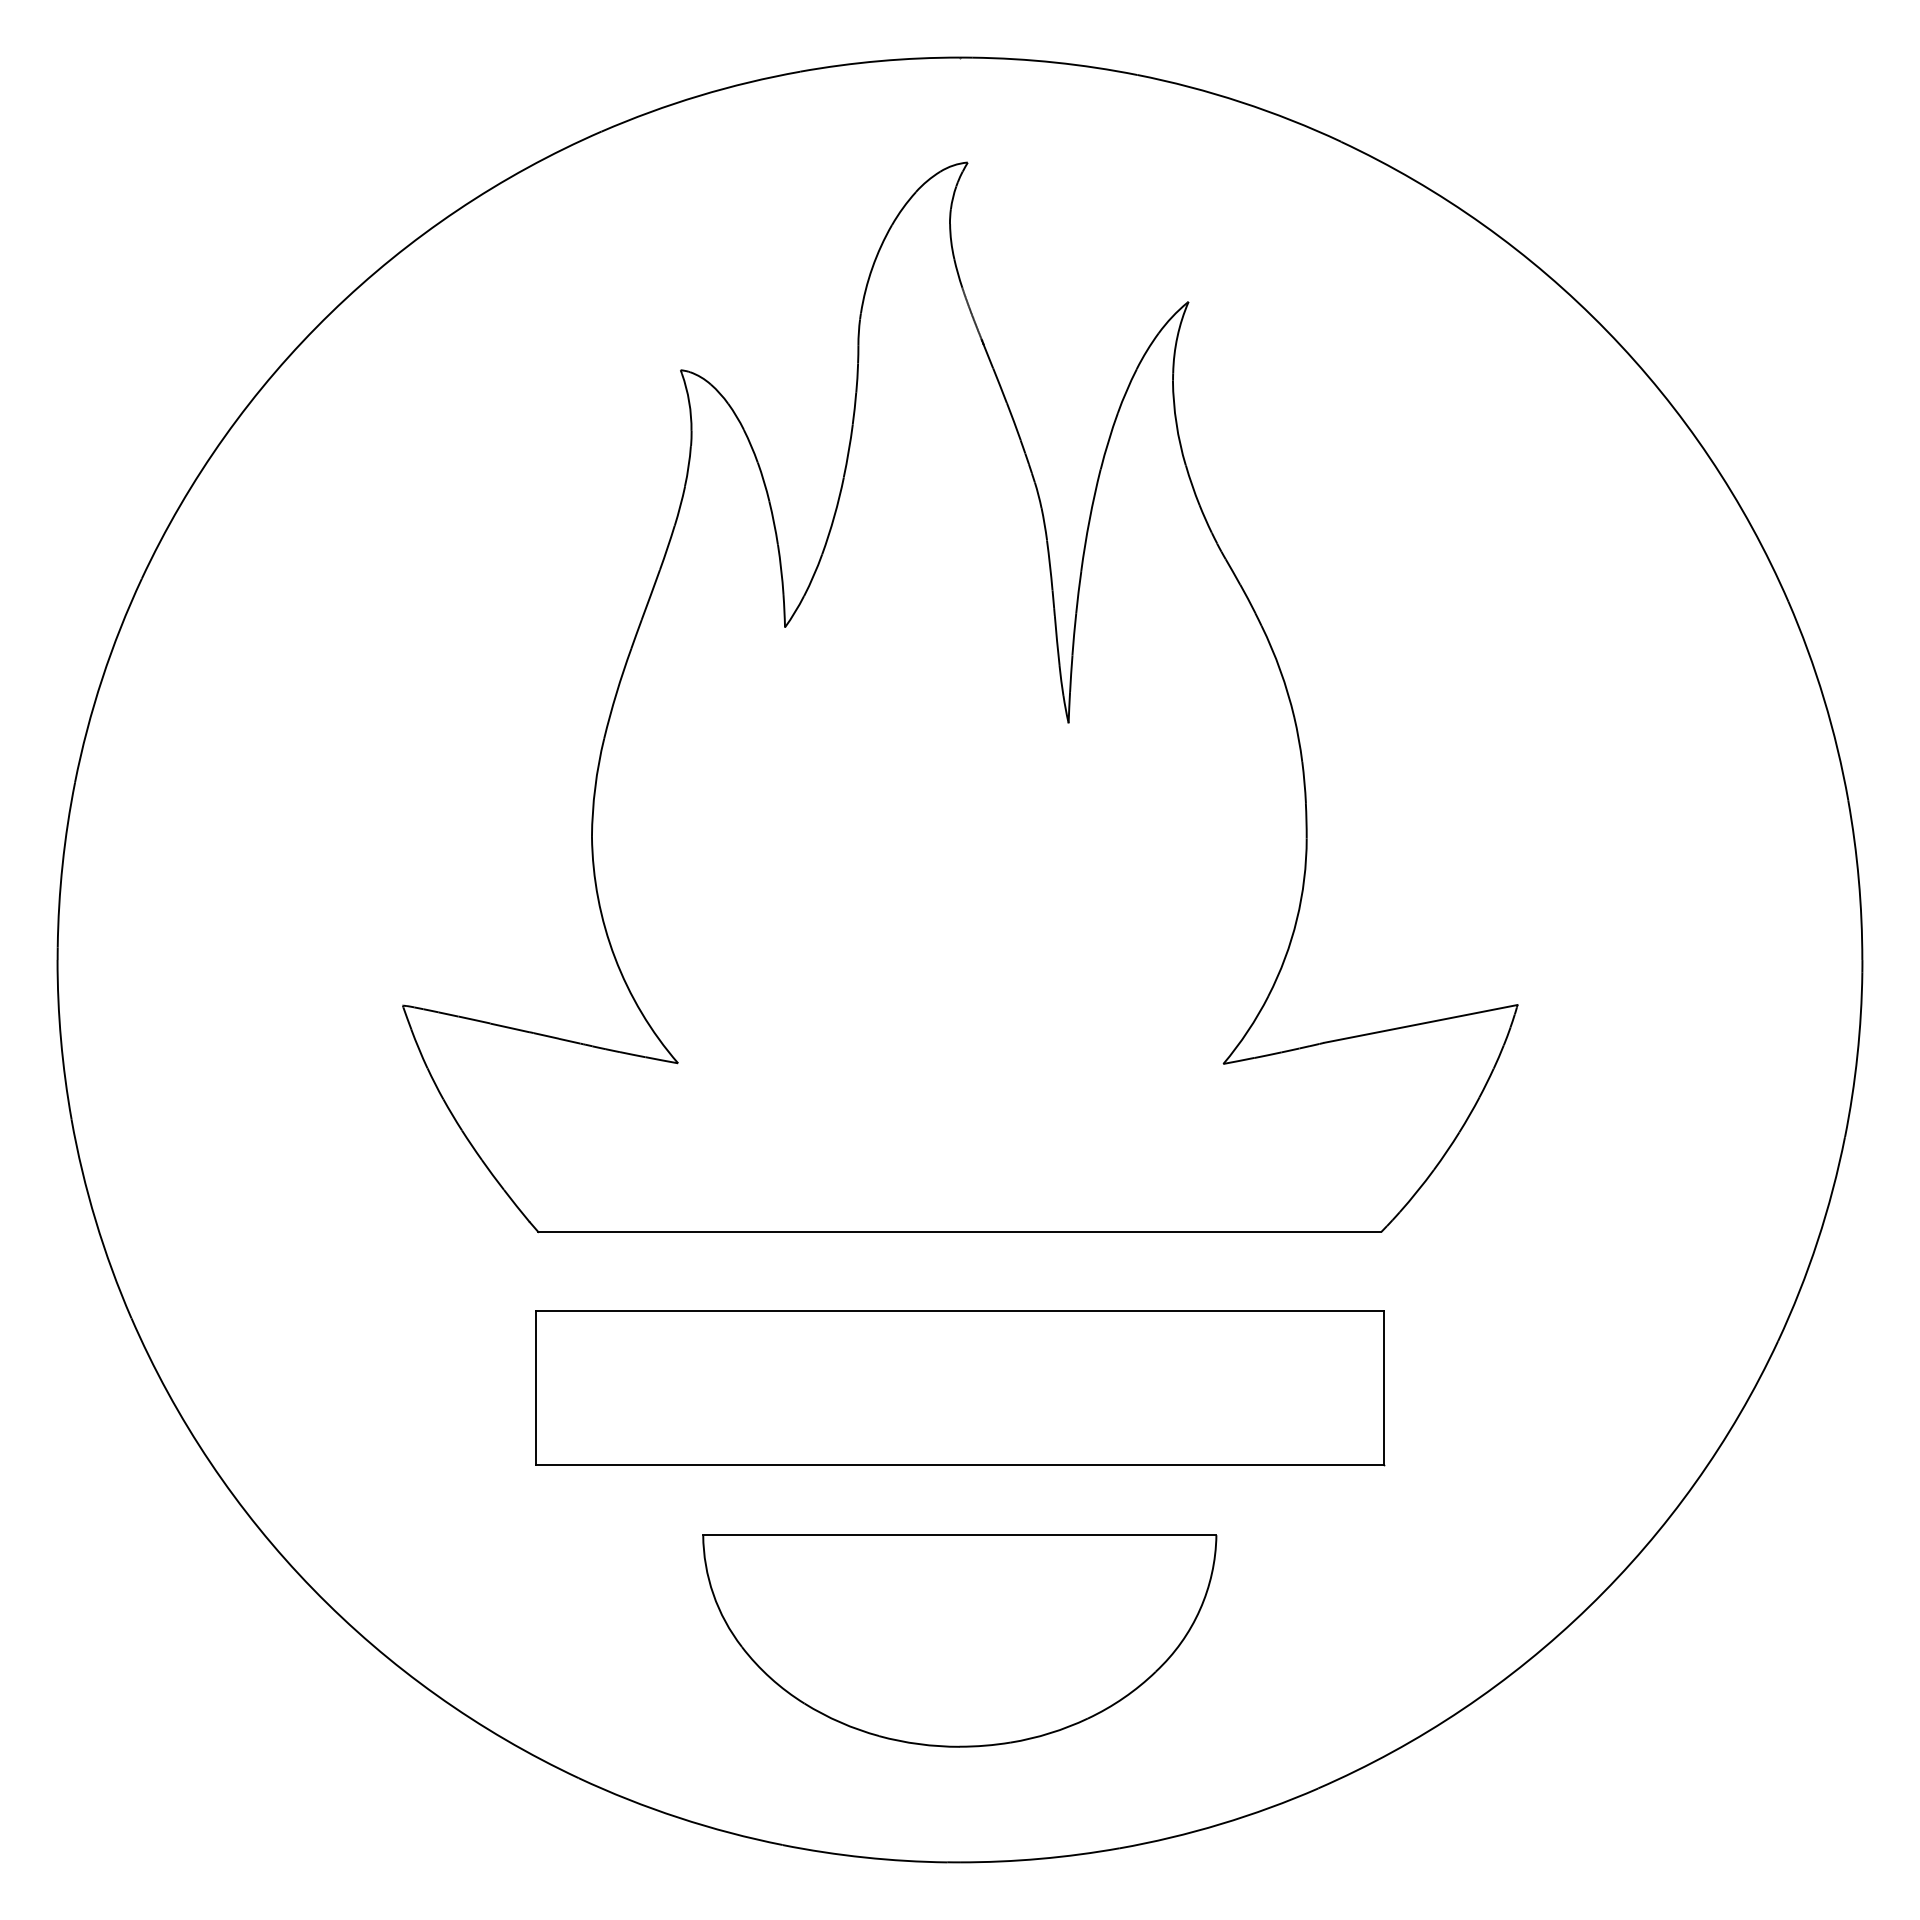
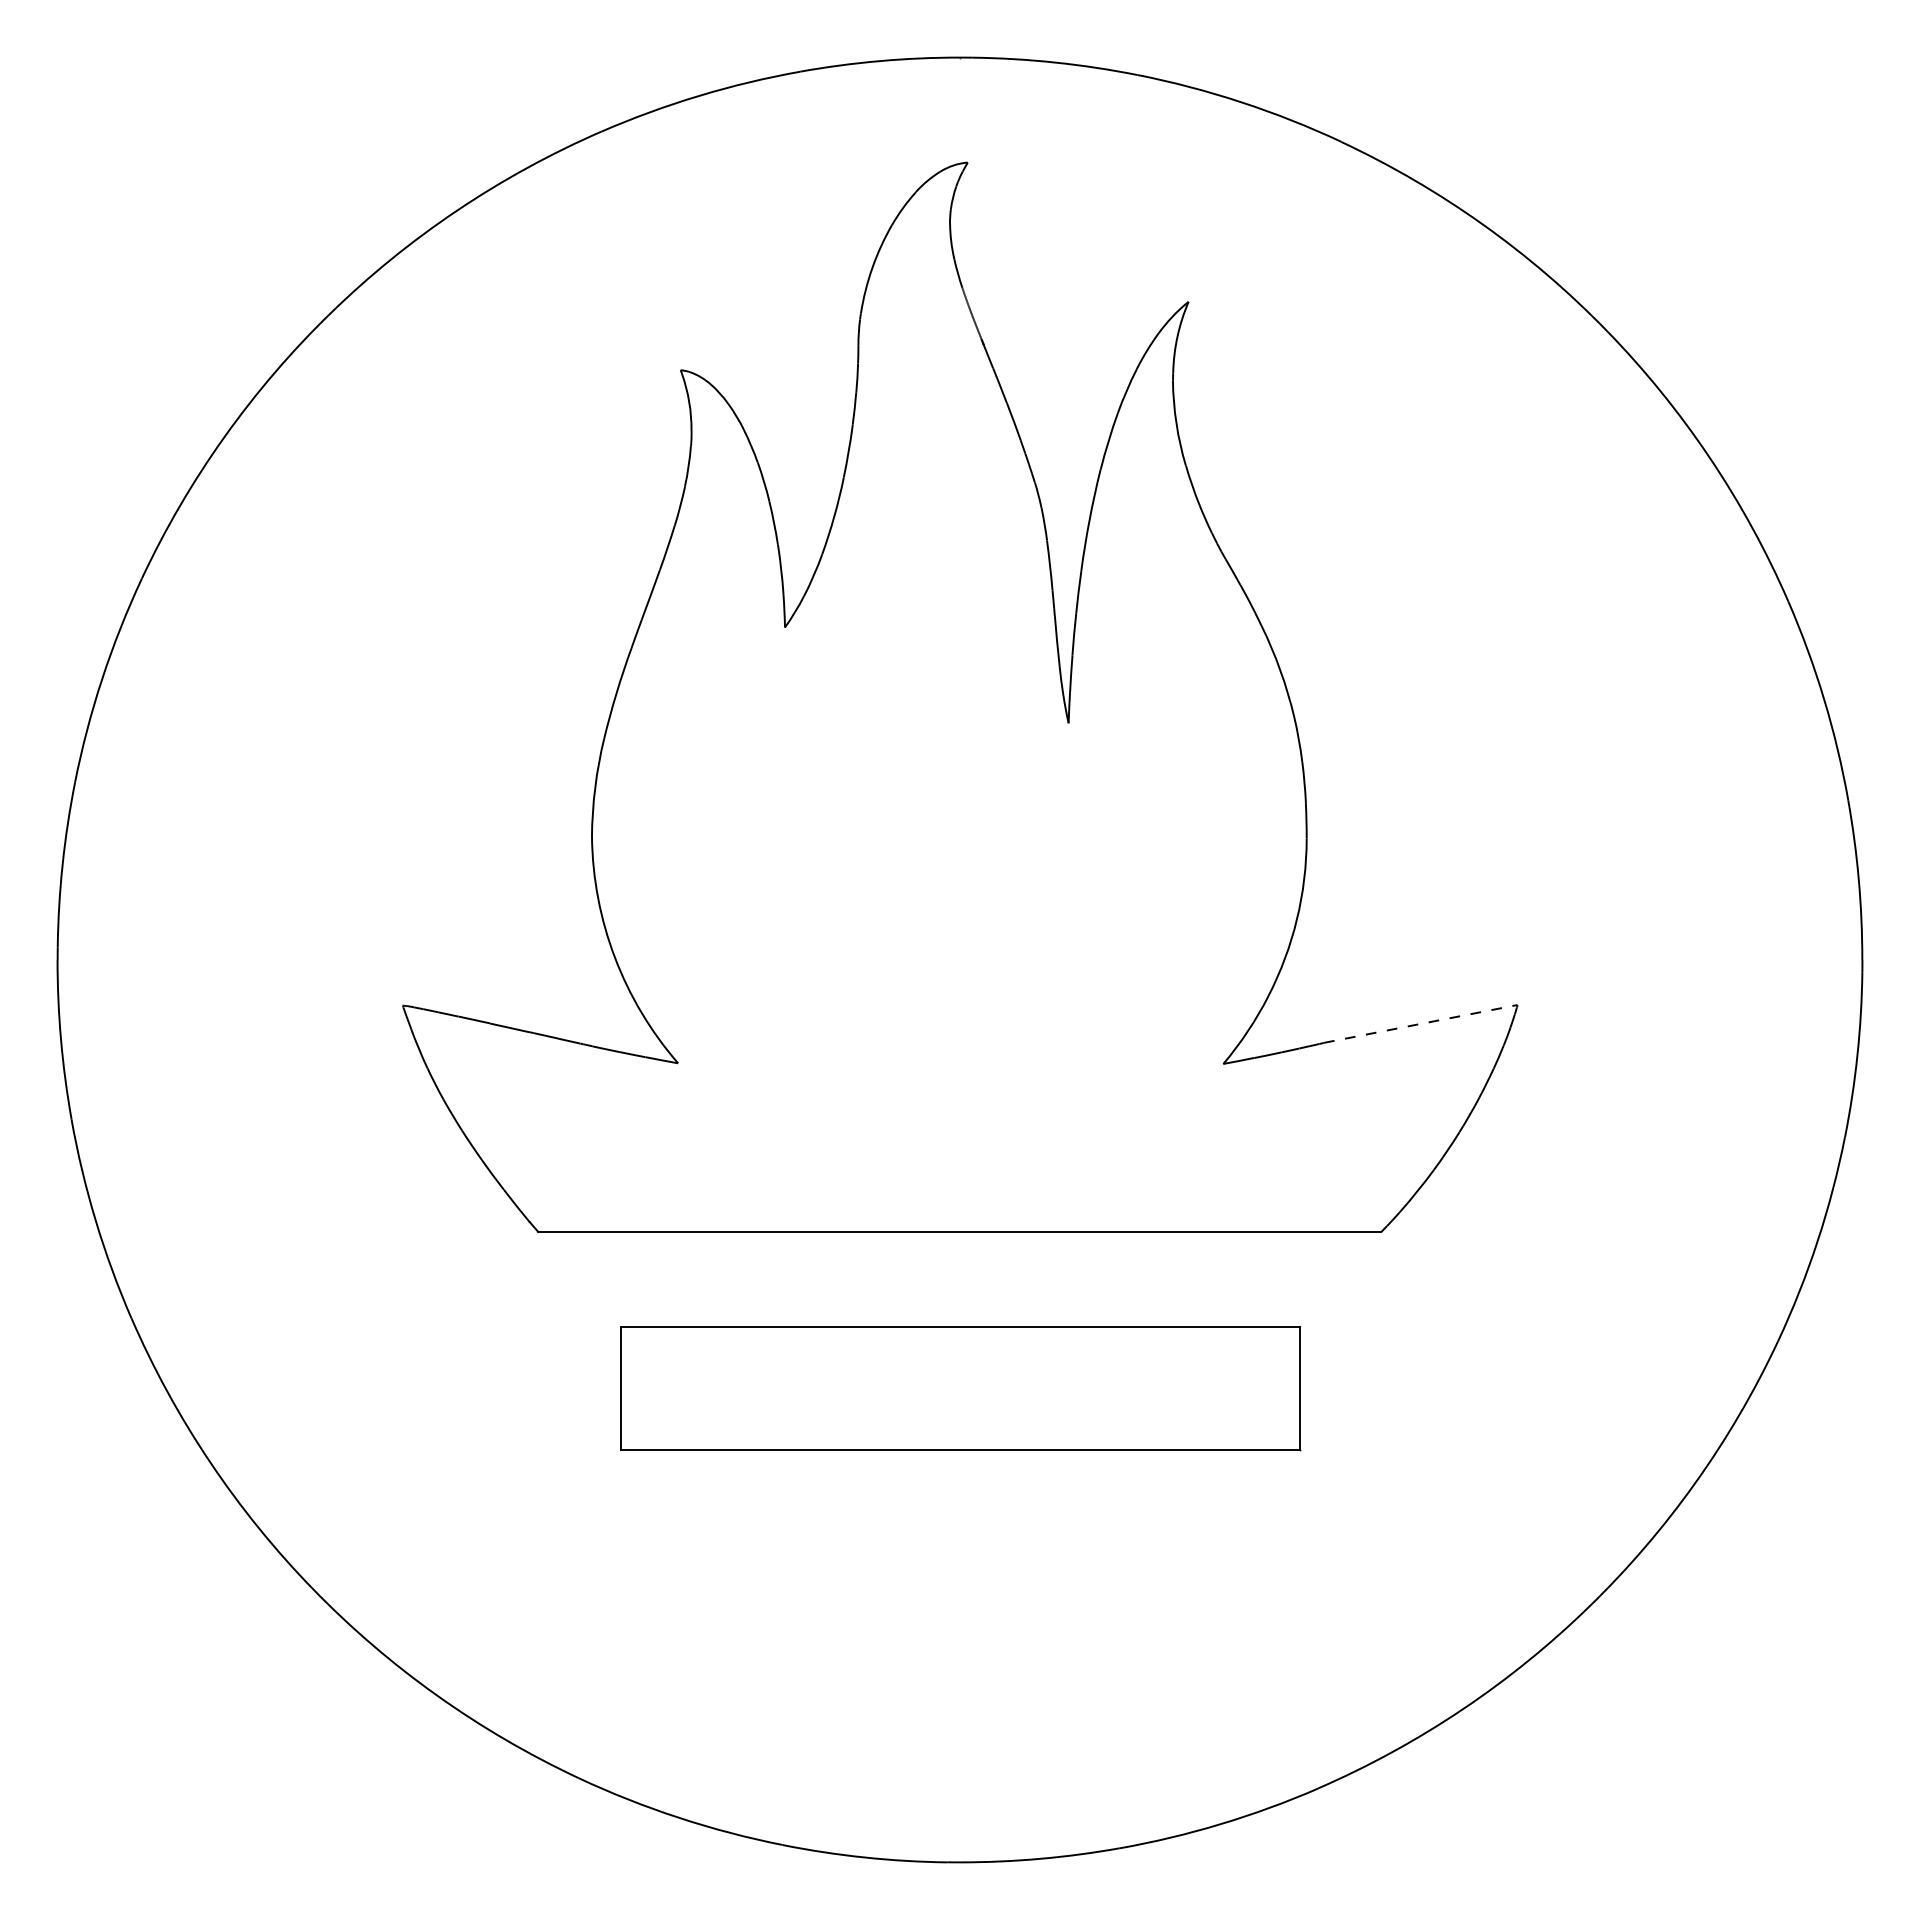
line: solid -> dashed (1420, 1023)
part size: 851x157 px -> 682x126 px (960, 1388)
part: present -> none (959, 1640)
